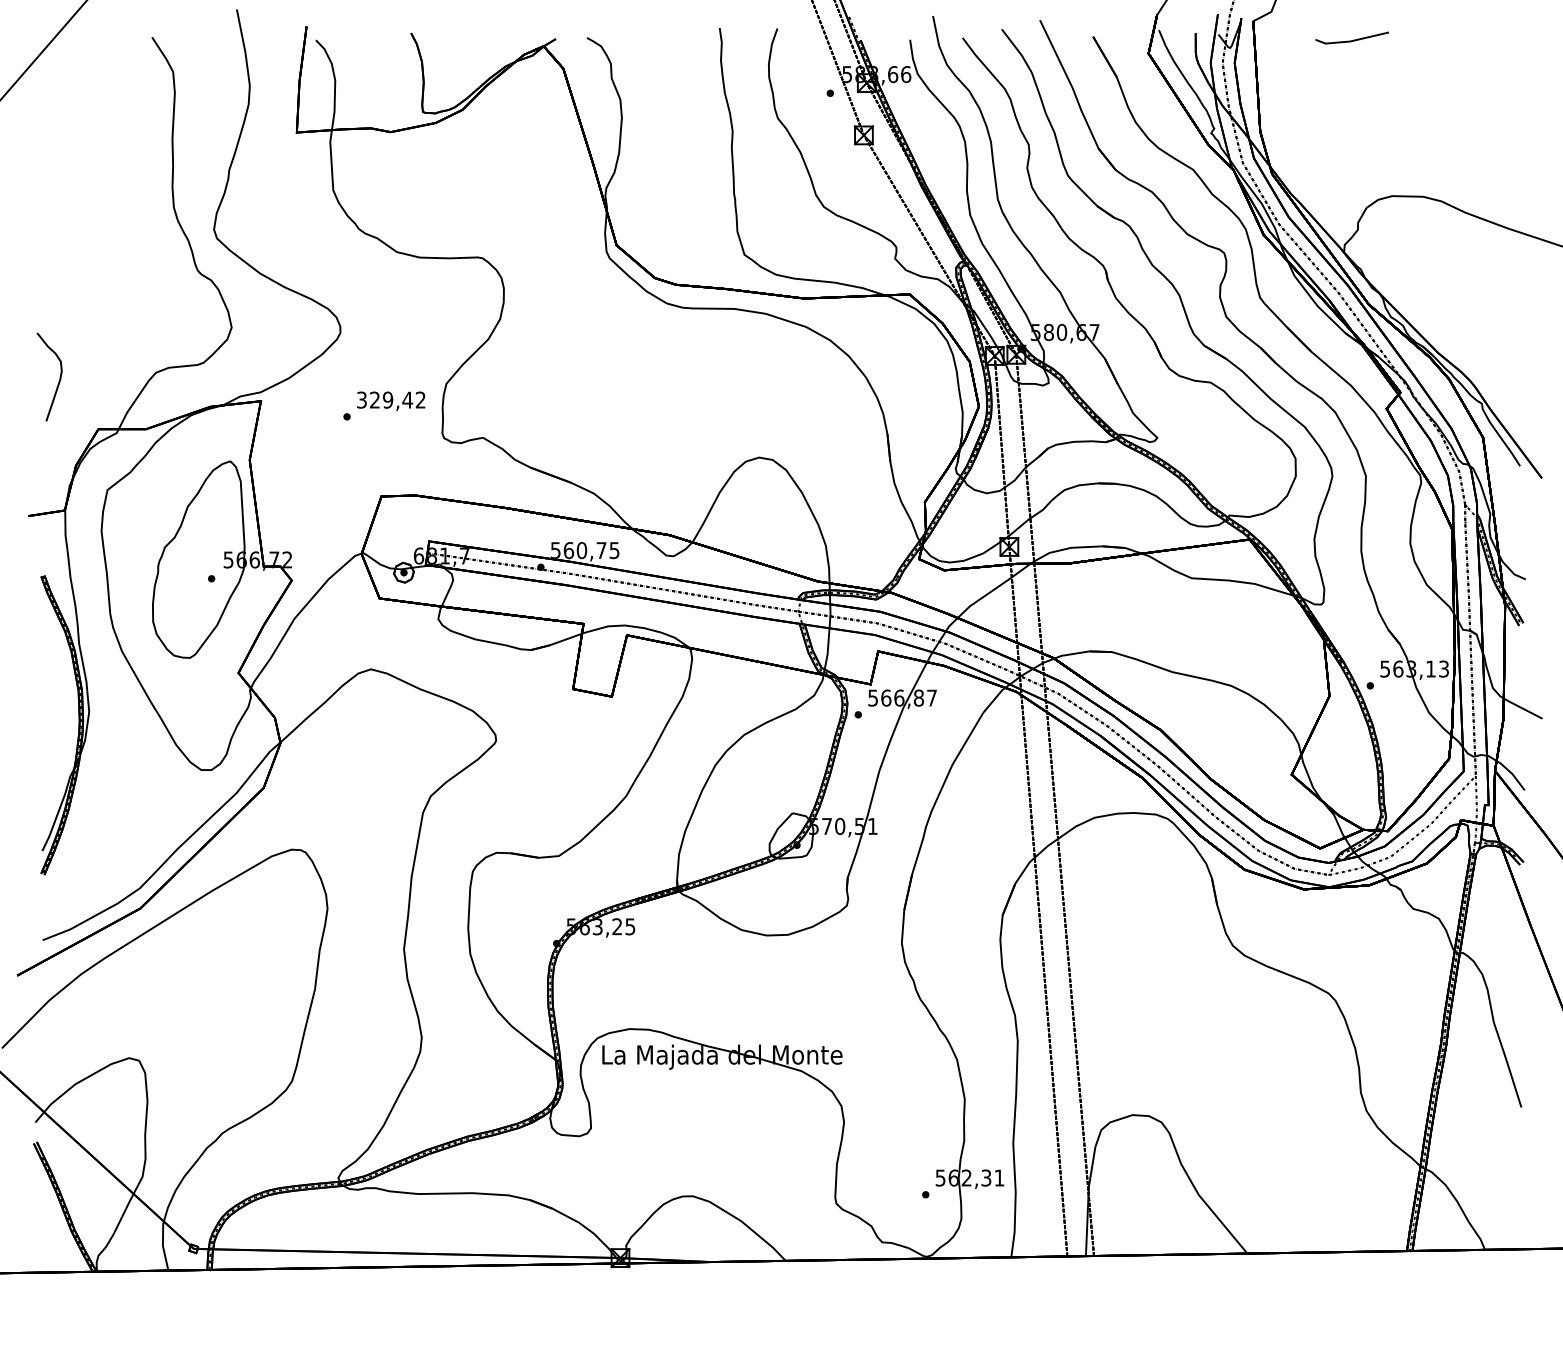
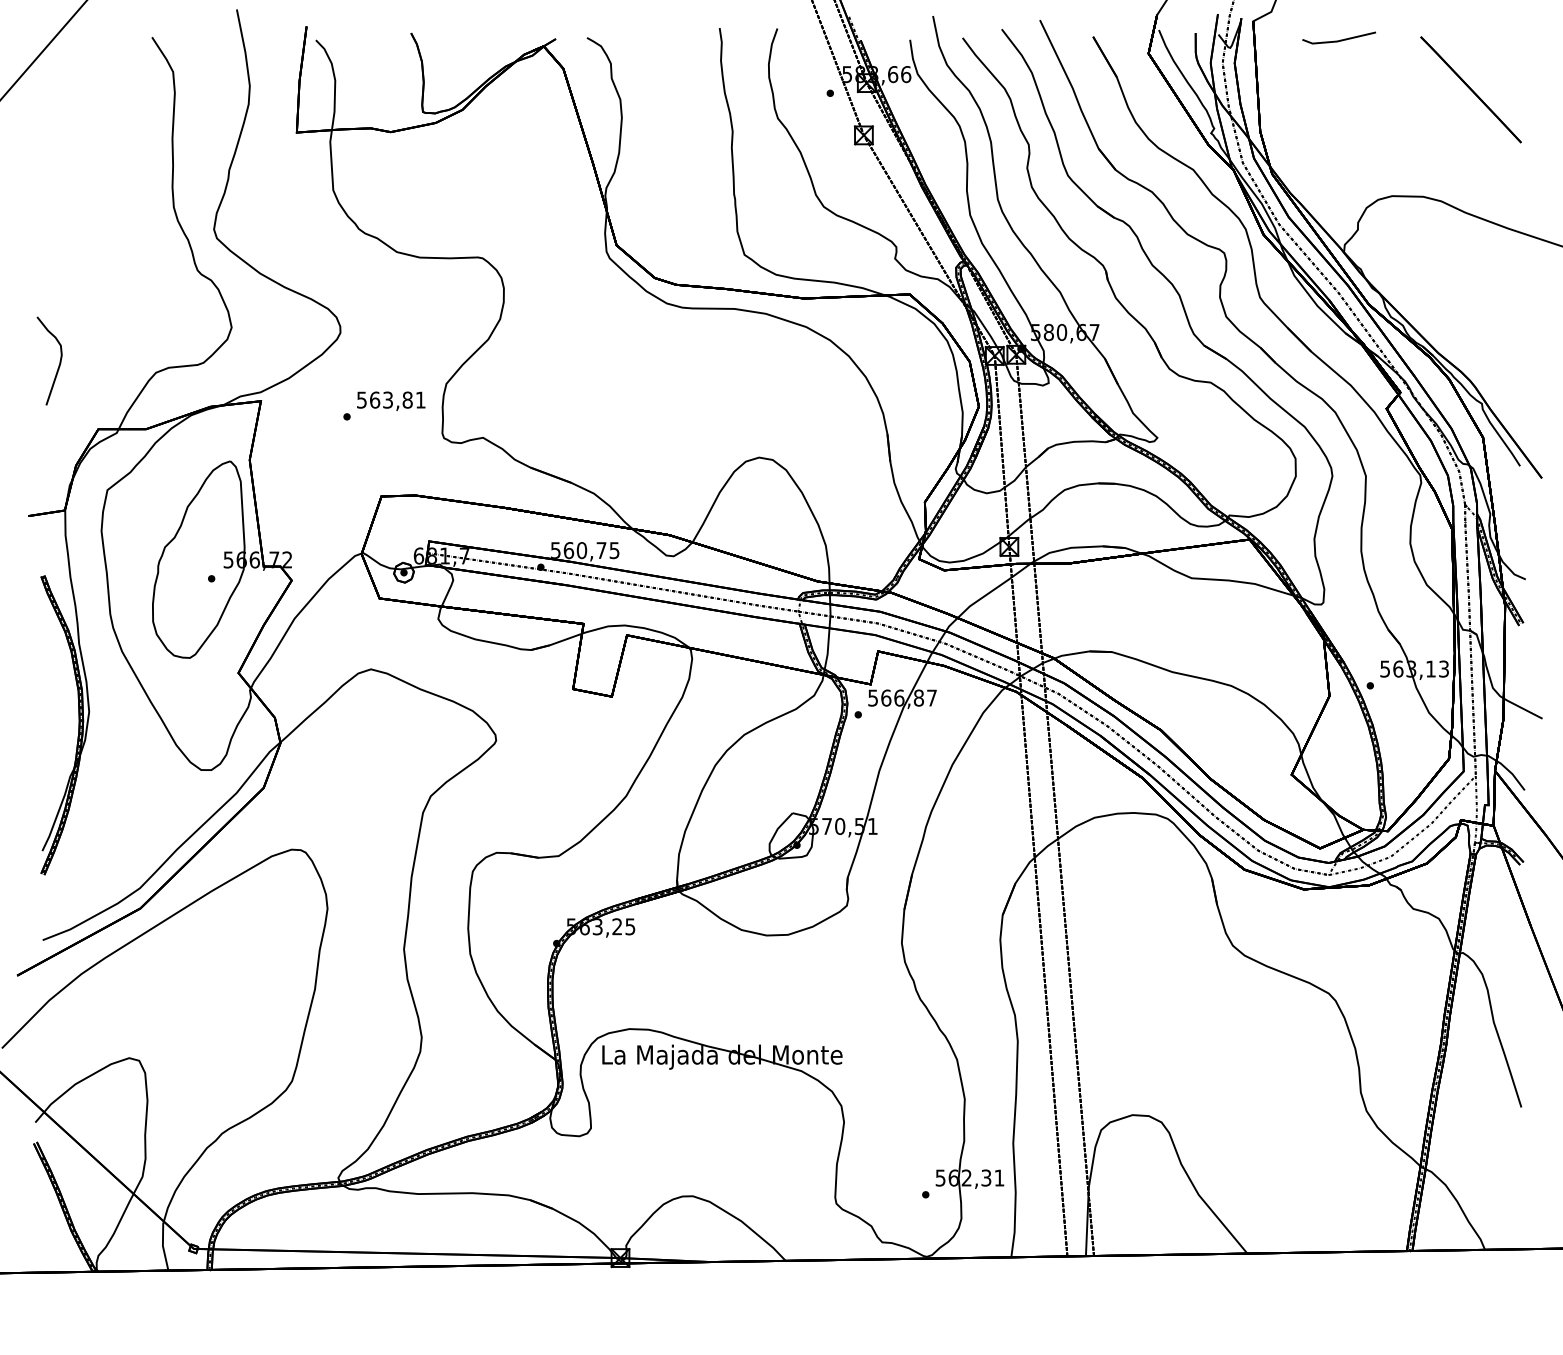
line position: (1353, 39) -> (1340, 39) (1340, 39)
line: none -> present (1470, 89)
curve position: (59, 376) -> (59, 360) (59, 360)
text: 329,42 -> 563,81 (391, 399)
